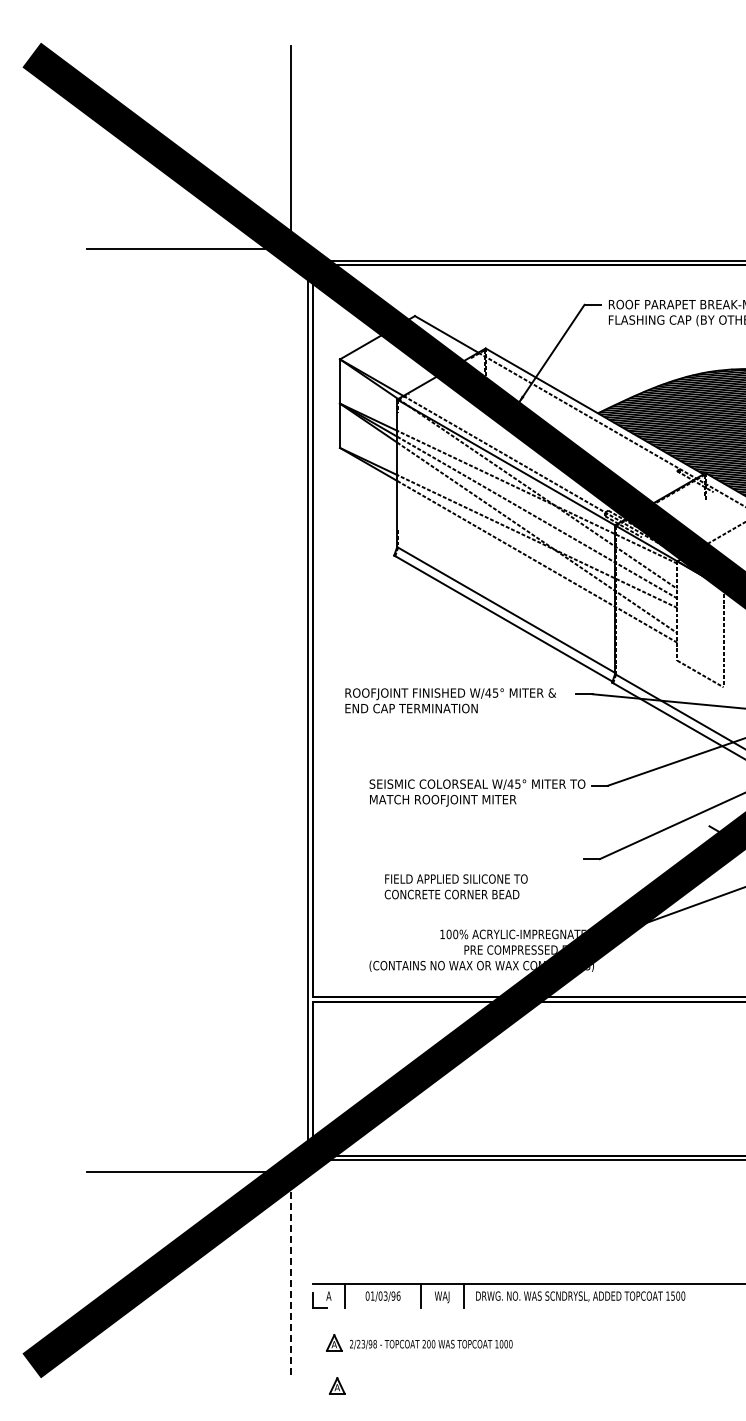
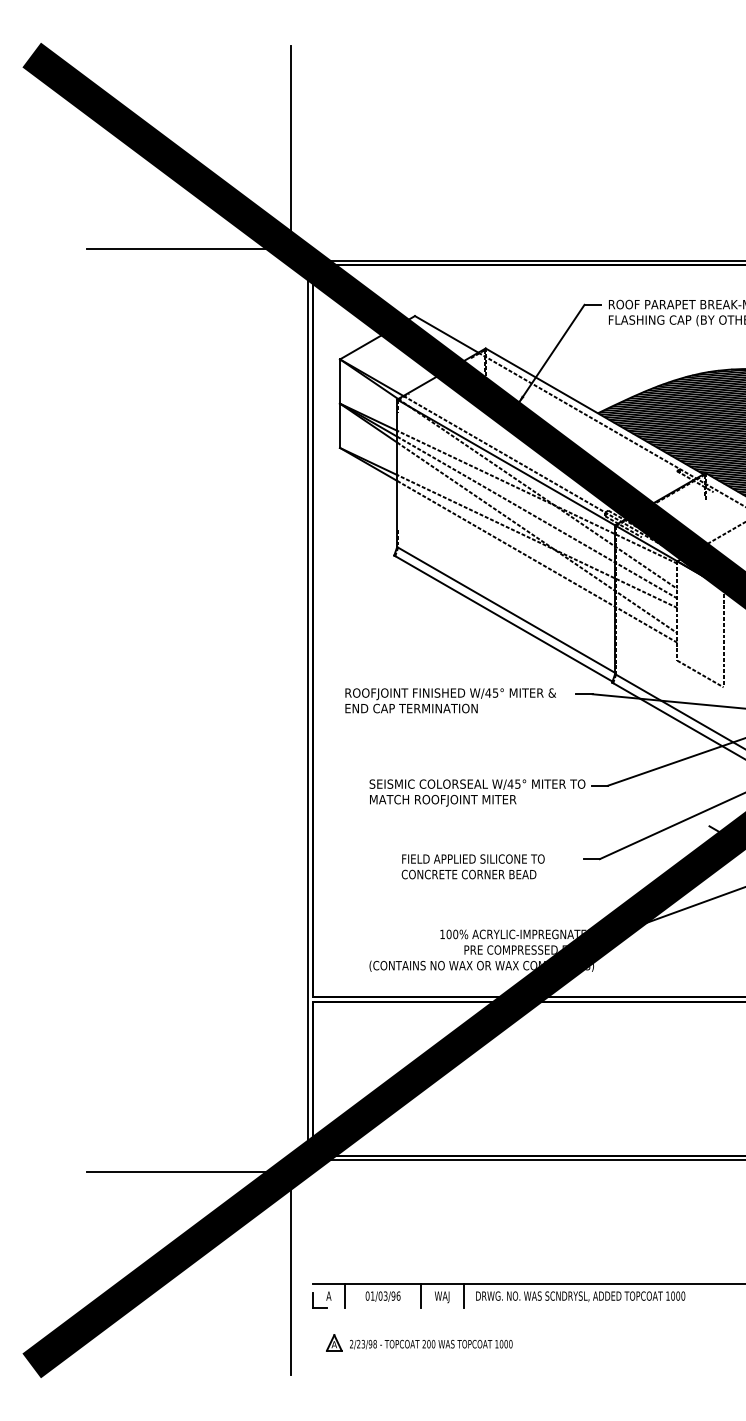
text position: (455, 886) -> (472, 866) (472, 866)
line: dashed -> solid (290, 1273)
text: 1500 -> 1000 (673, 1295)
part: present -> none (337, 1385)
